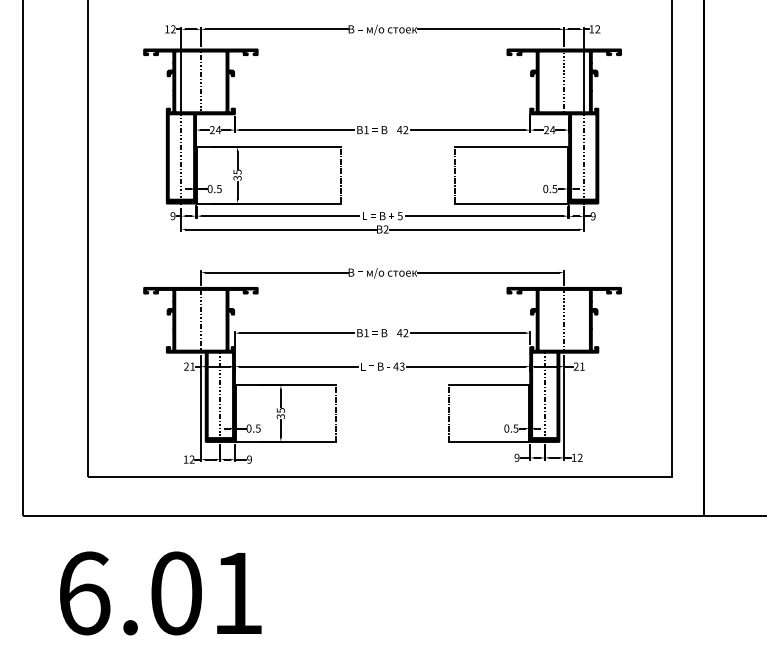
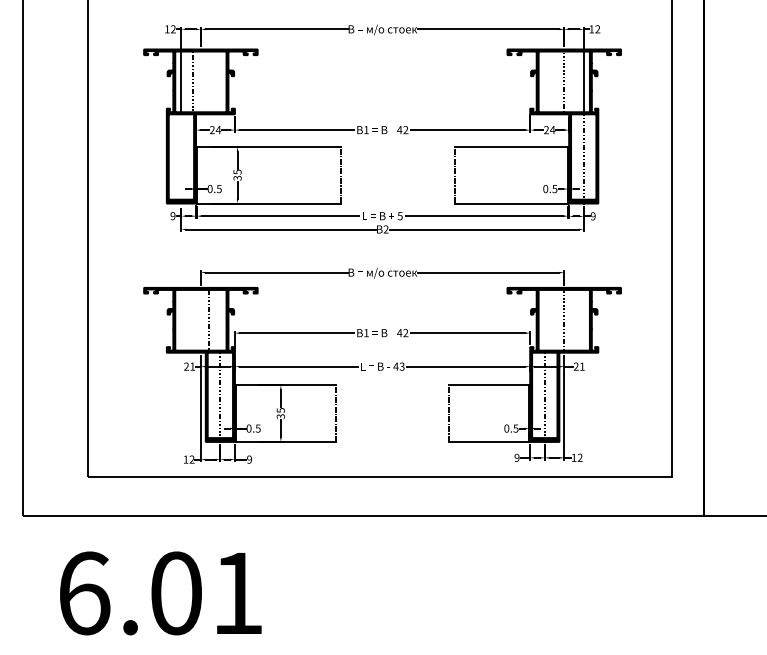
line position: (200, 82) -> (192, 82) (192, 82)
line: present -> none (181, 159)
line position: (200, 320) -> (208, 320) (208, 320)
